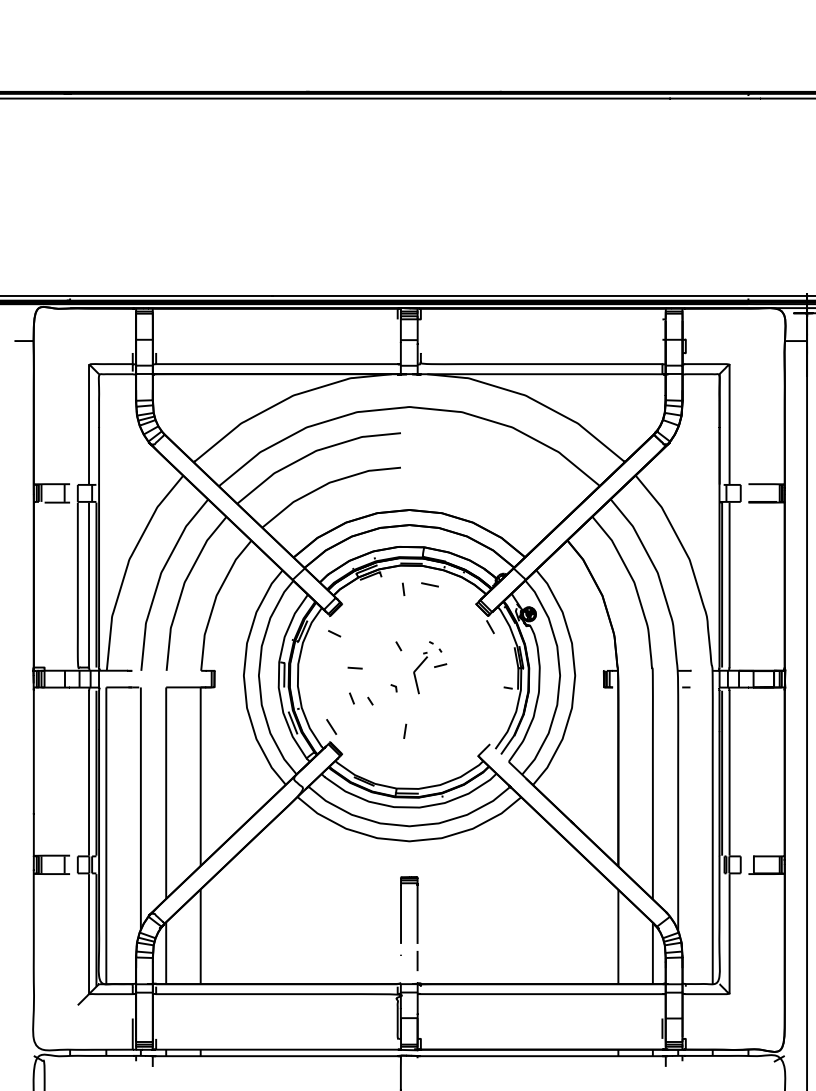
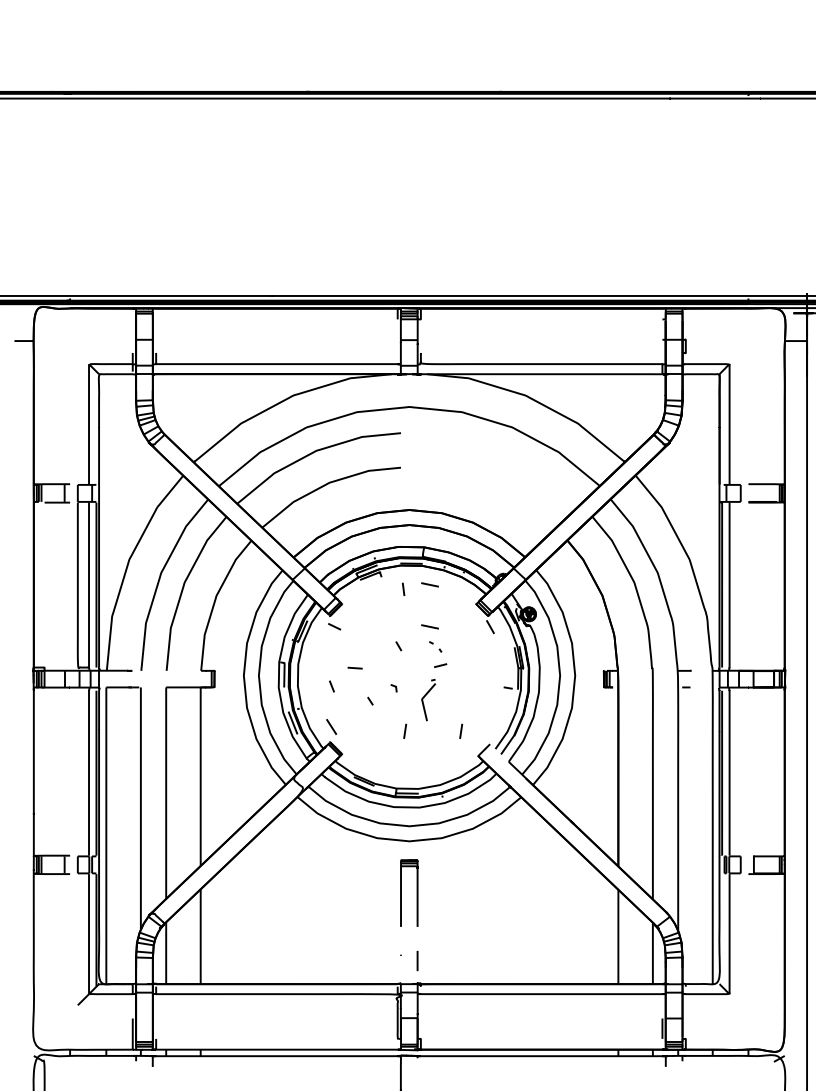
line: none -> present (429, 626)
line position: (334, 633) -> (334, 626) (334, 626)
part position: (420, 673) -> (428, 700) (428, 700)
line position: (351, 698) -> (331, 686) (331, 686)
line: none -> present (461, 730)
part position: (416, 909) -> (416, 892) (416, 892)
